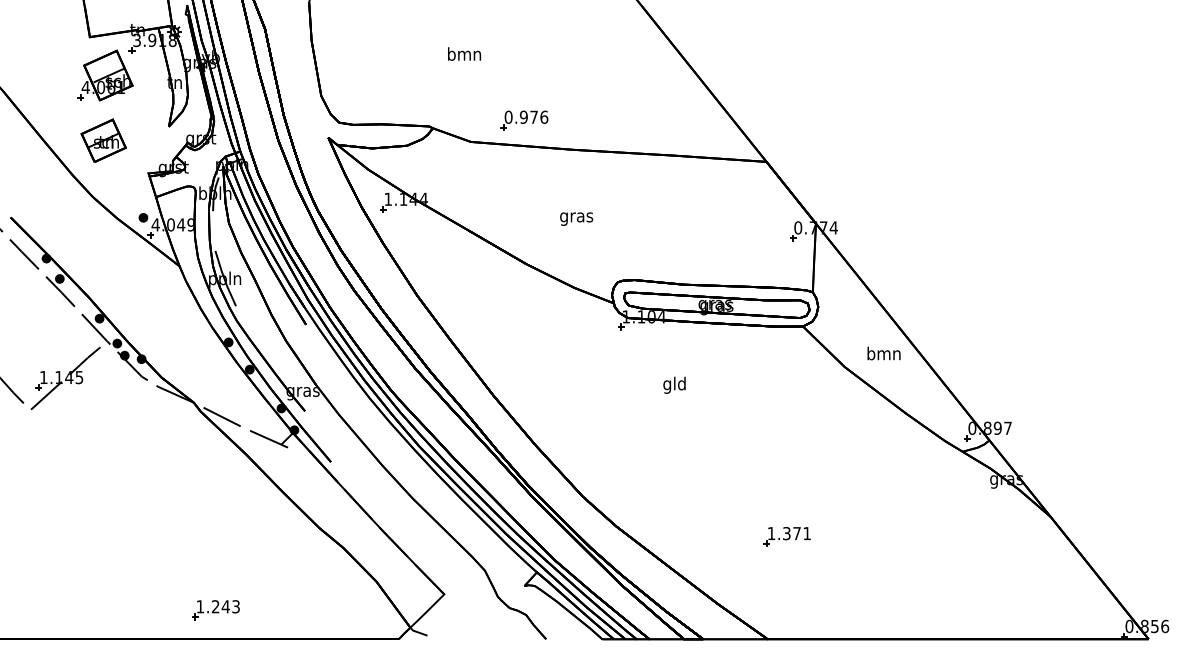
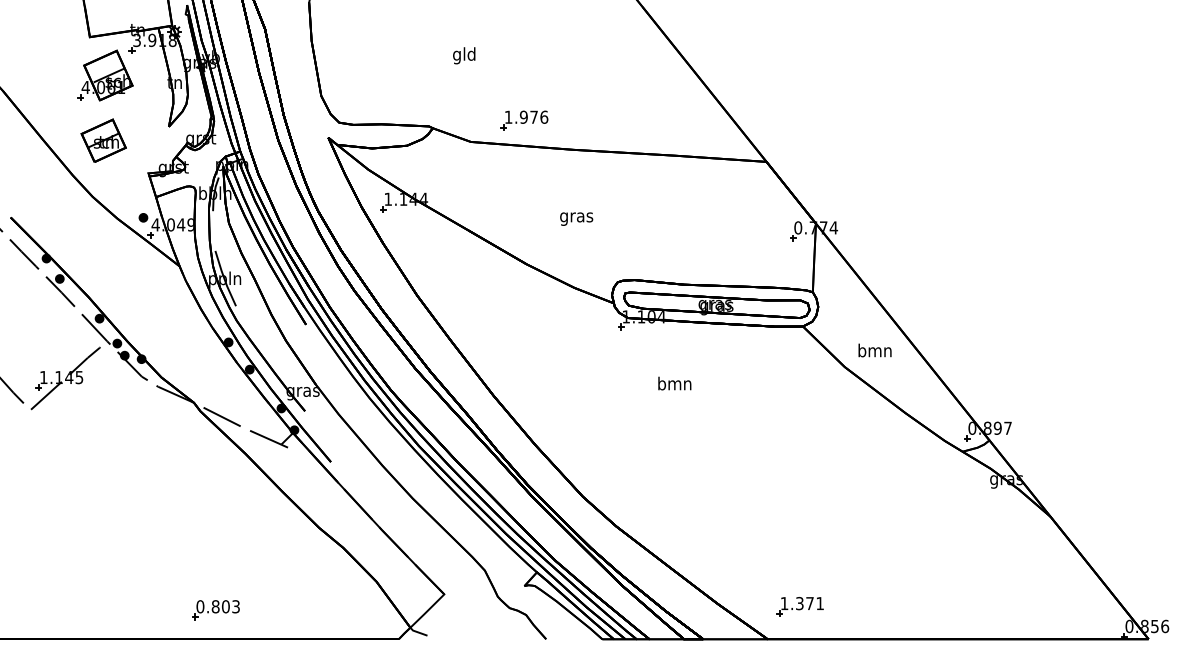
text: bmn -> gld (464, 55)
text: 0.976 -> 1.976 (508, 116)
text position: (883, 353) -> (874, 350) (874, 350)
text: gld -> bmn (674, 384)
part position: (786, 536) -> (799, 606) (799, 606)
text: 1.243 -> 0.803 (213, 606)
